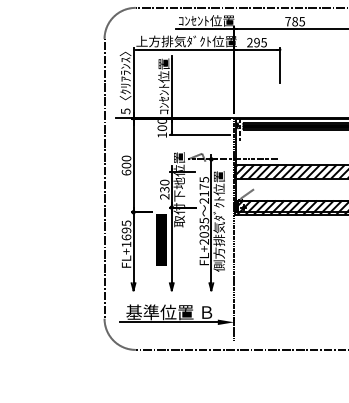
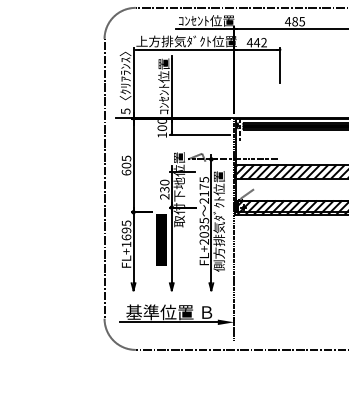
text: 785 -> 485 (287, 21)
text: 295 -> 442 (256, 42)
text: 600 -> 605 (126, 158)
